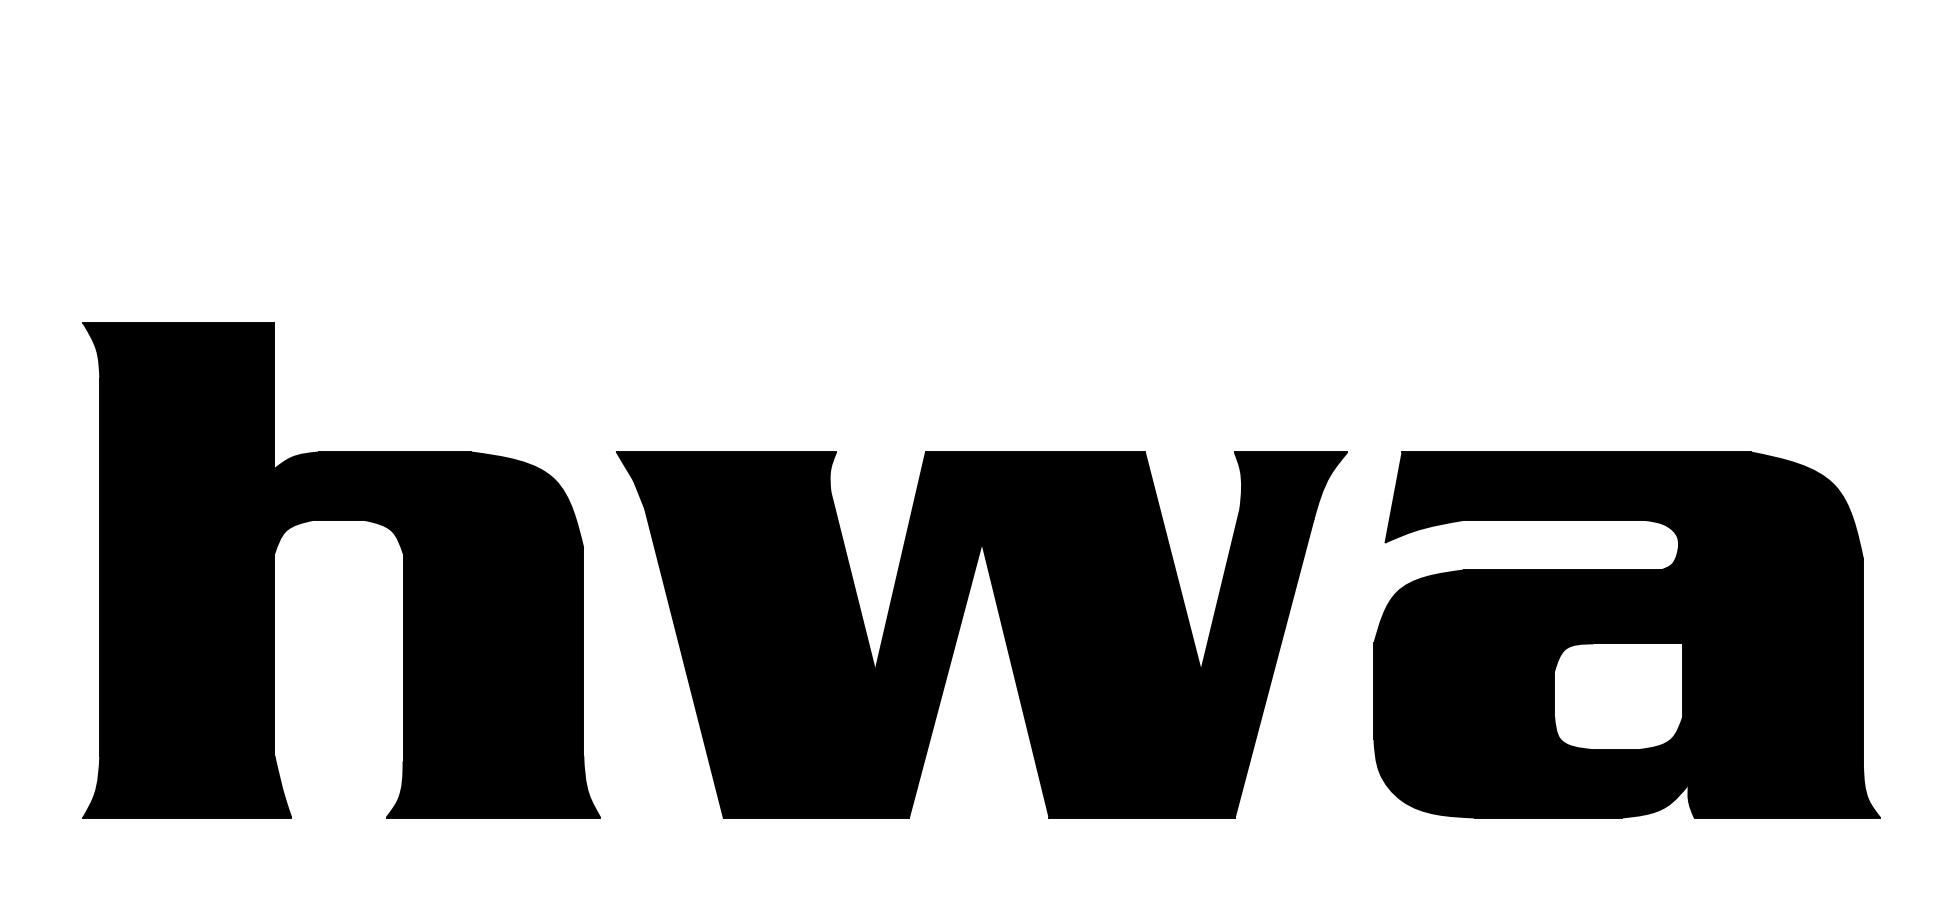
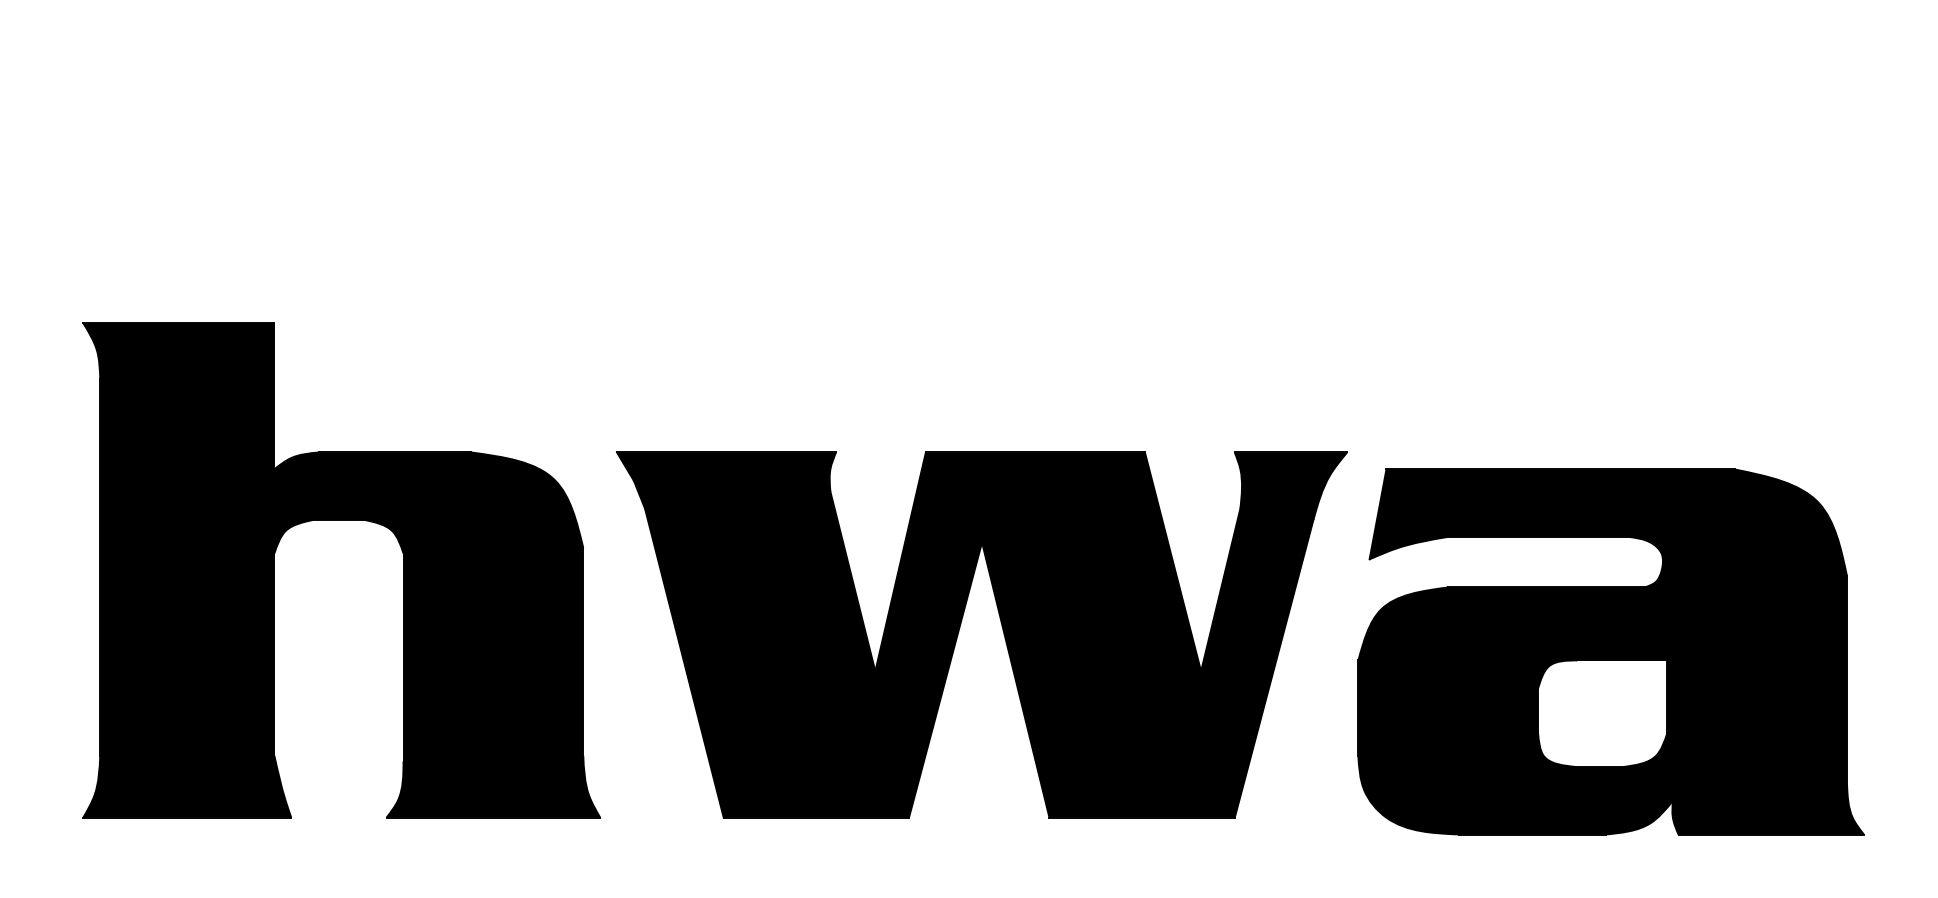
part position: (1626, 634) -> (1610, 651) (1610, 651)
